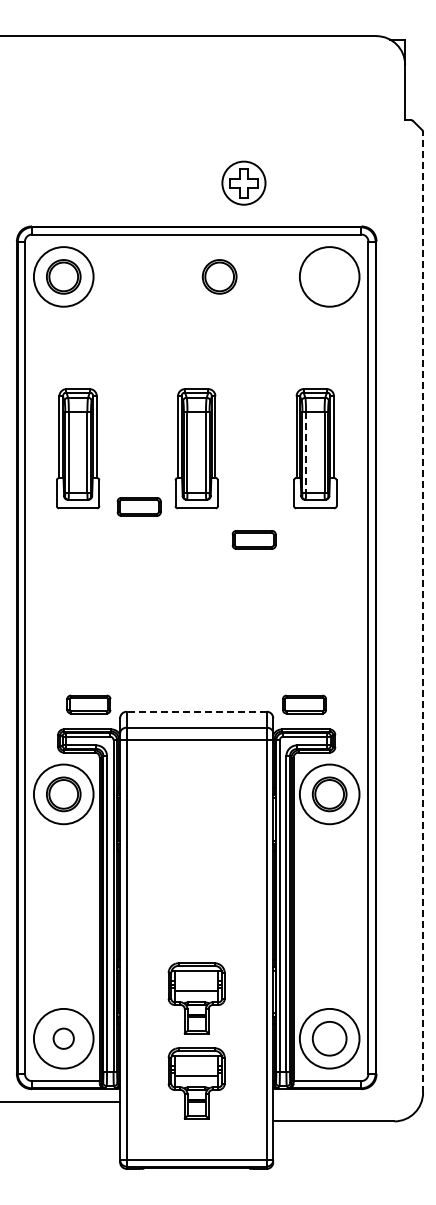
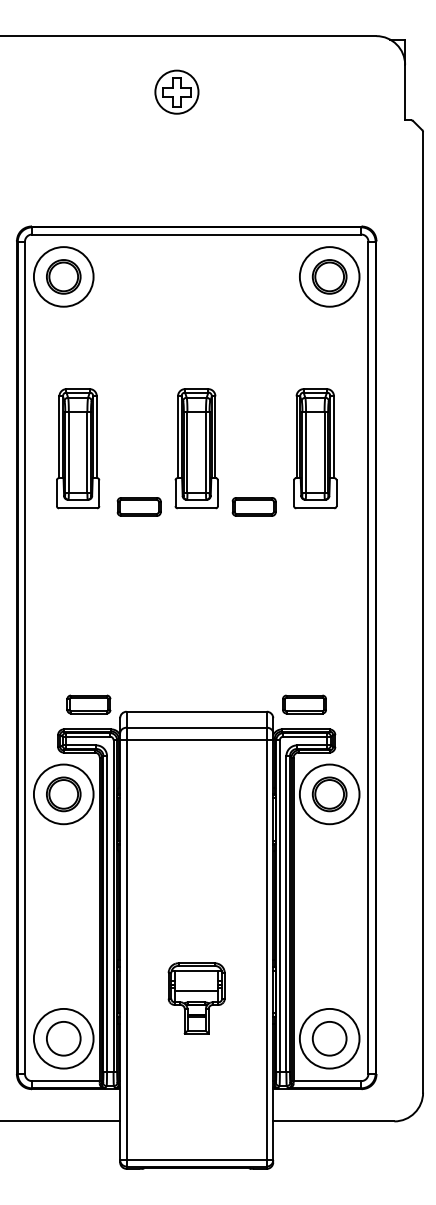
part position: (243, 182) -> (176, 91) (176, 91)
part position: (219, 276) -> (329, 276) (329, 276)
line: dashed -> solid (306, 452)
part position: (253, 539) -> (253, 506) (253, 506)
line: dashed -> solid (423, 611)
line: dashed -> solid (196, 711)
circle diameter: 20 px -> 34 px (63, 1038)
part: present -> none (196, 1083)
line position: (61, 1102) -> (61, 1121) (61, 1121)
